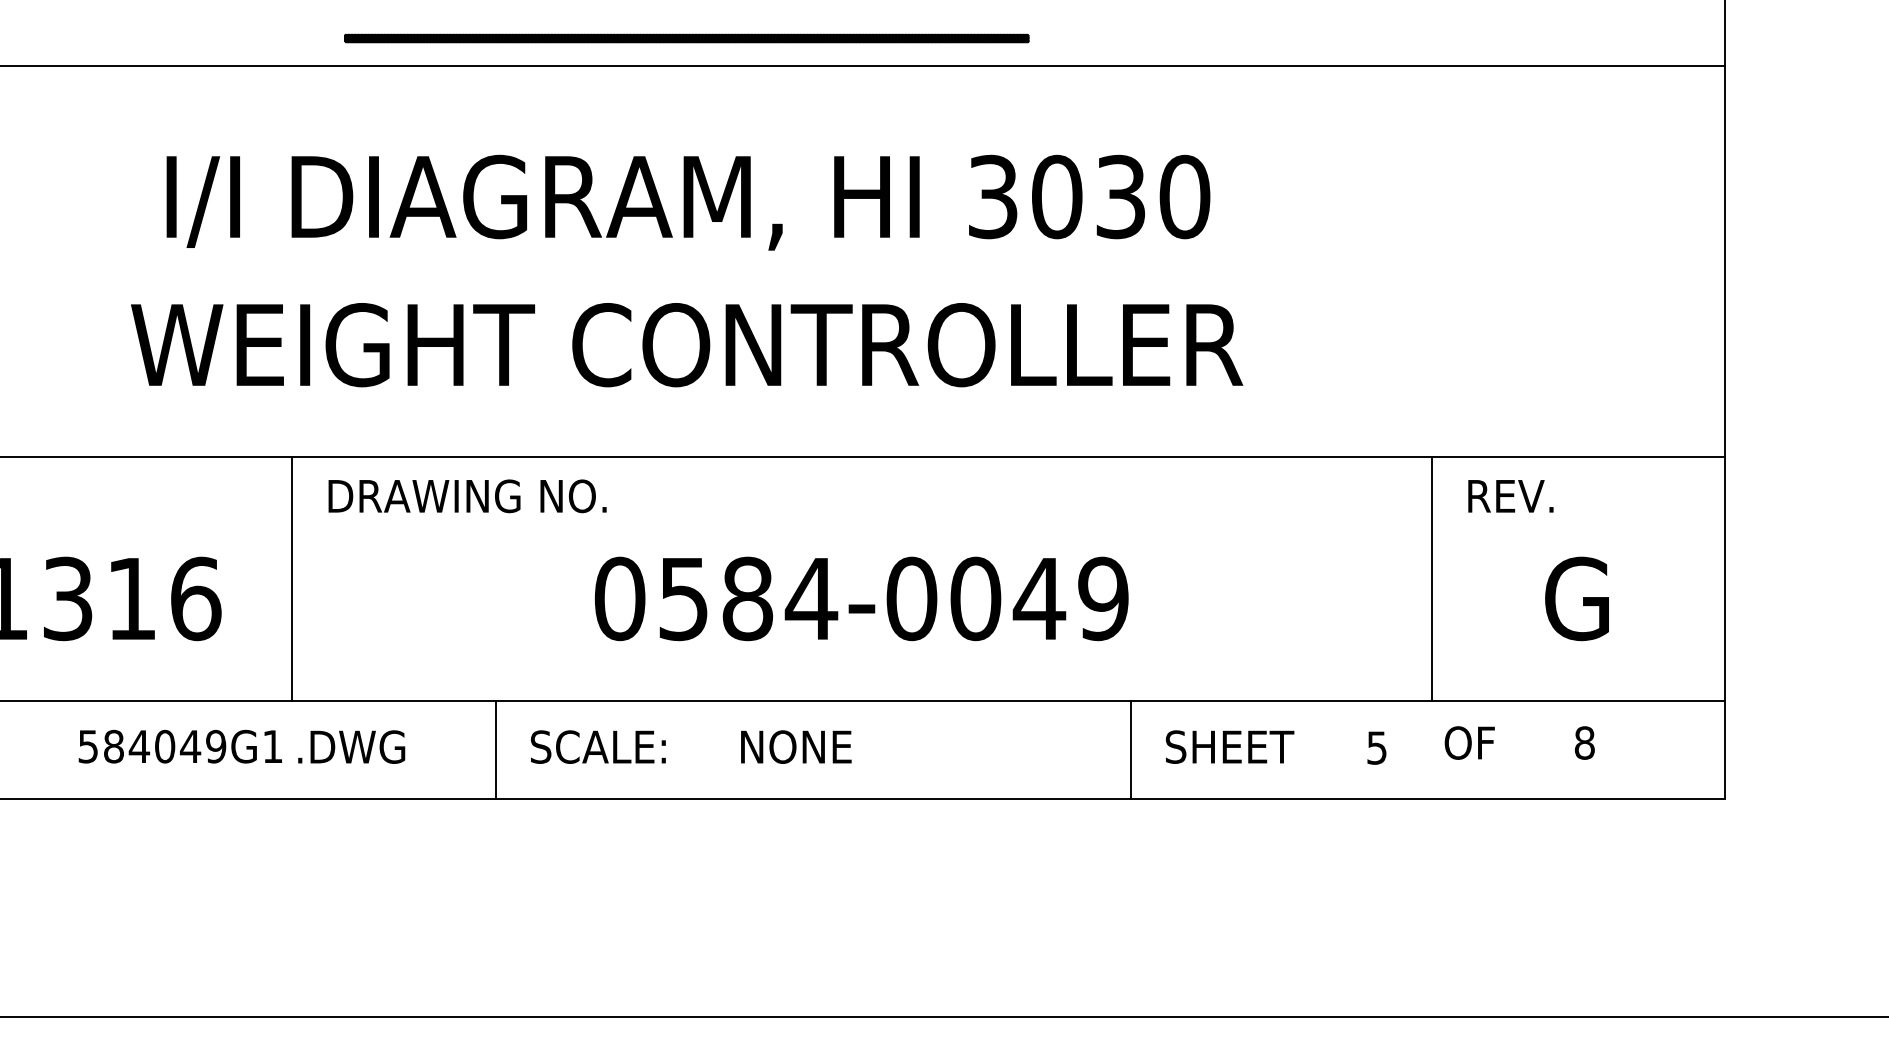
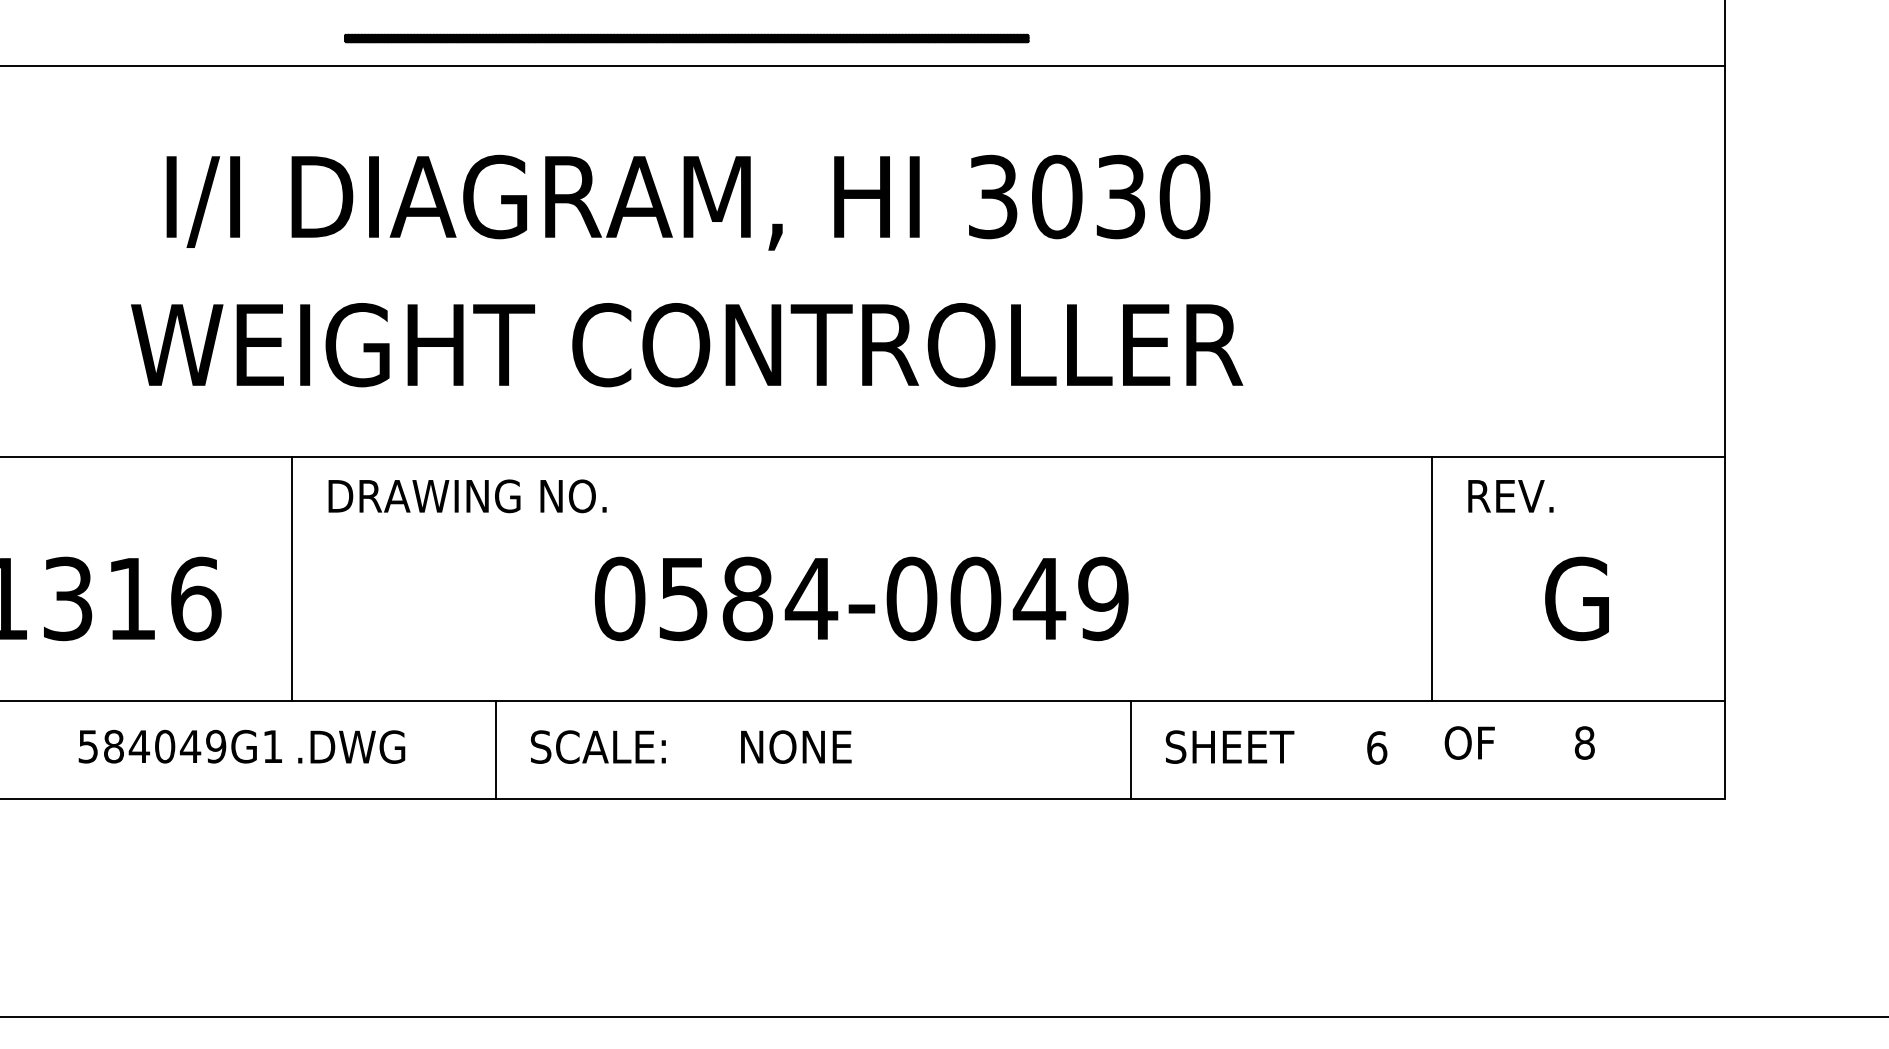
text: 5 -> 6 (1377, 747)
